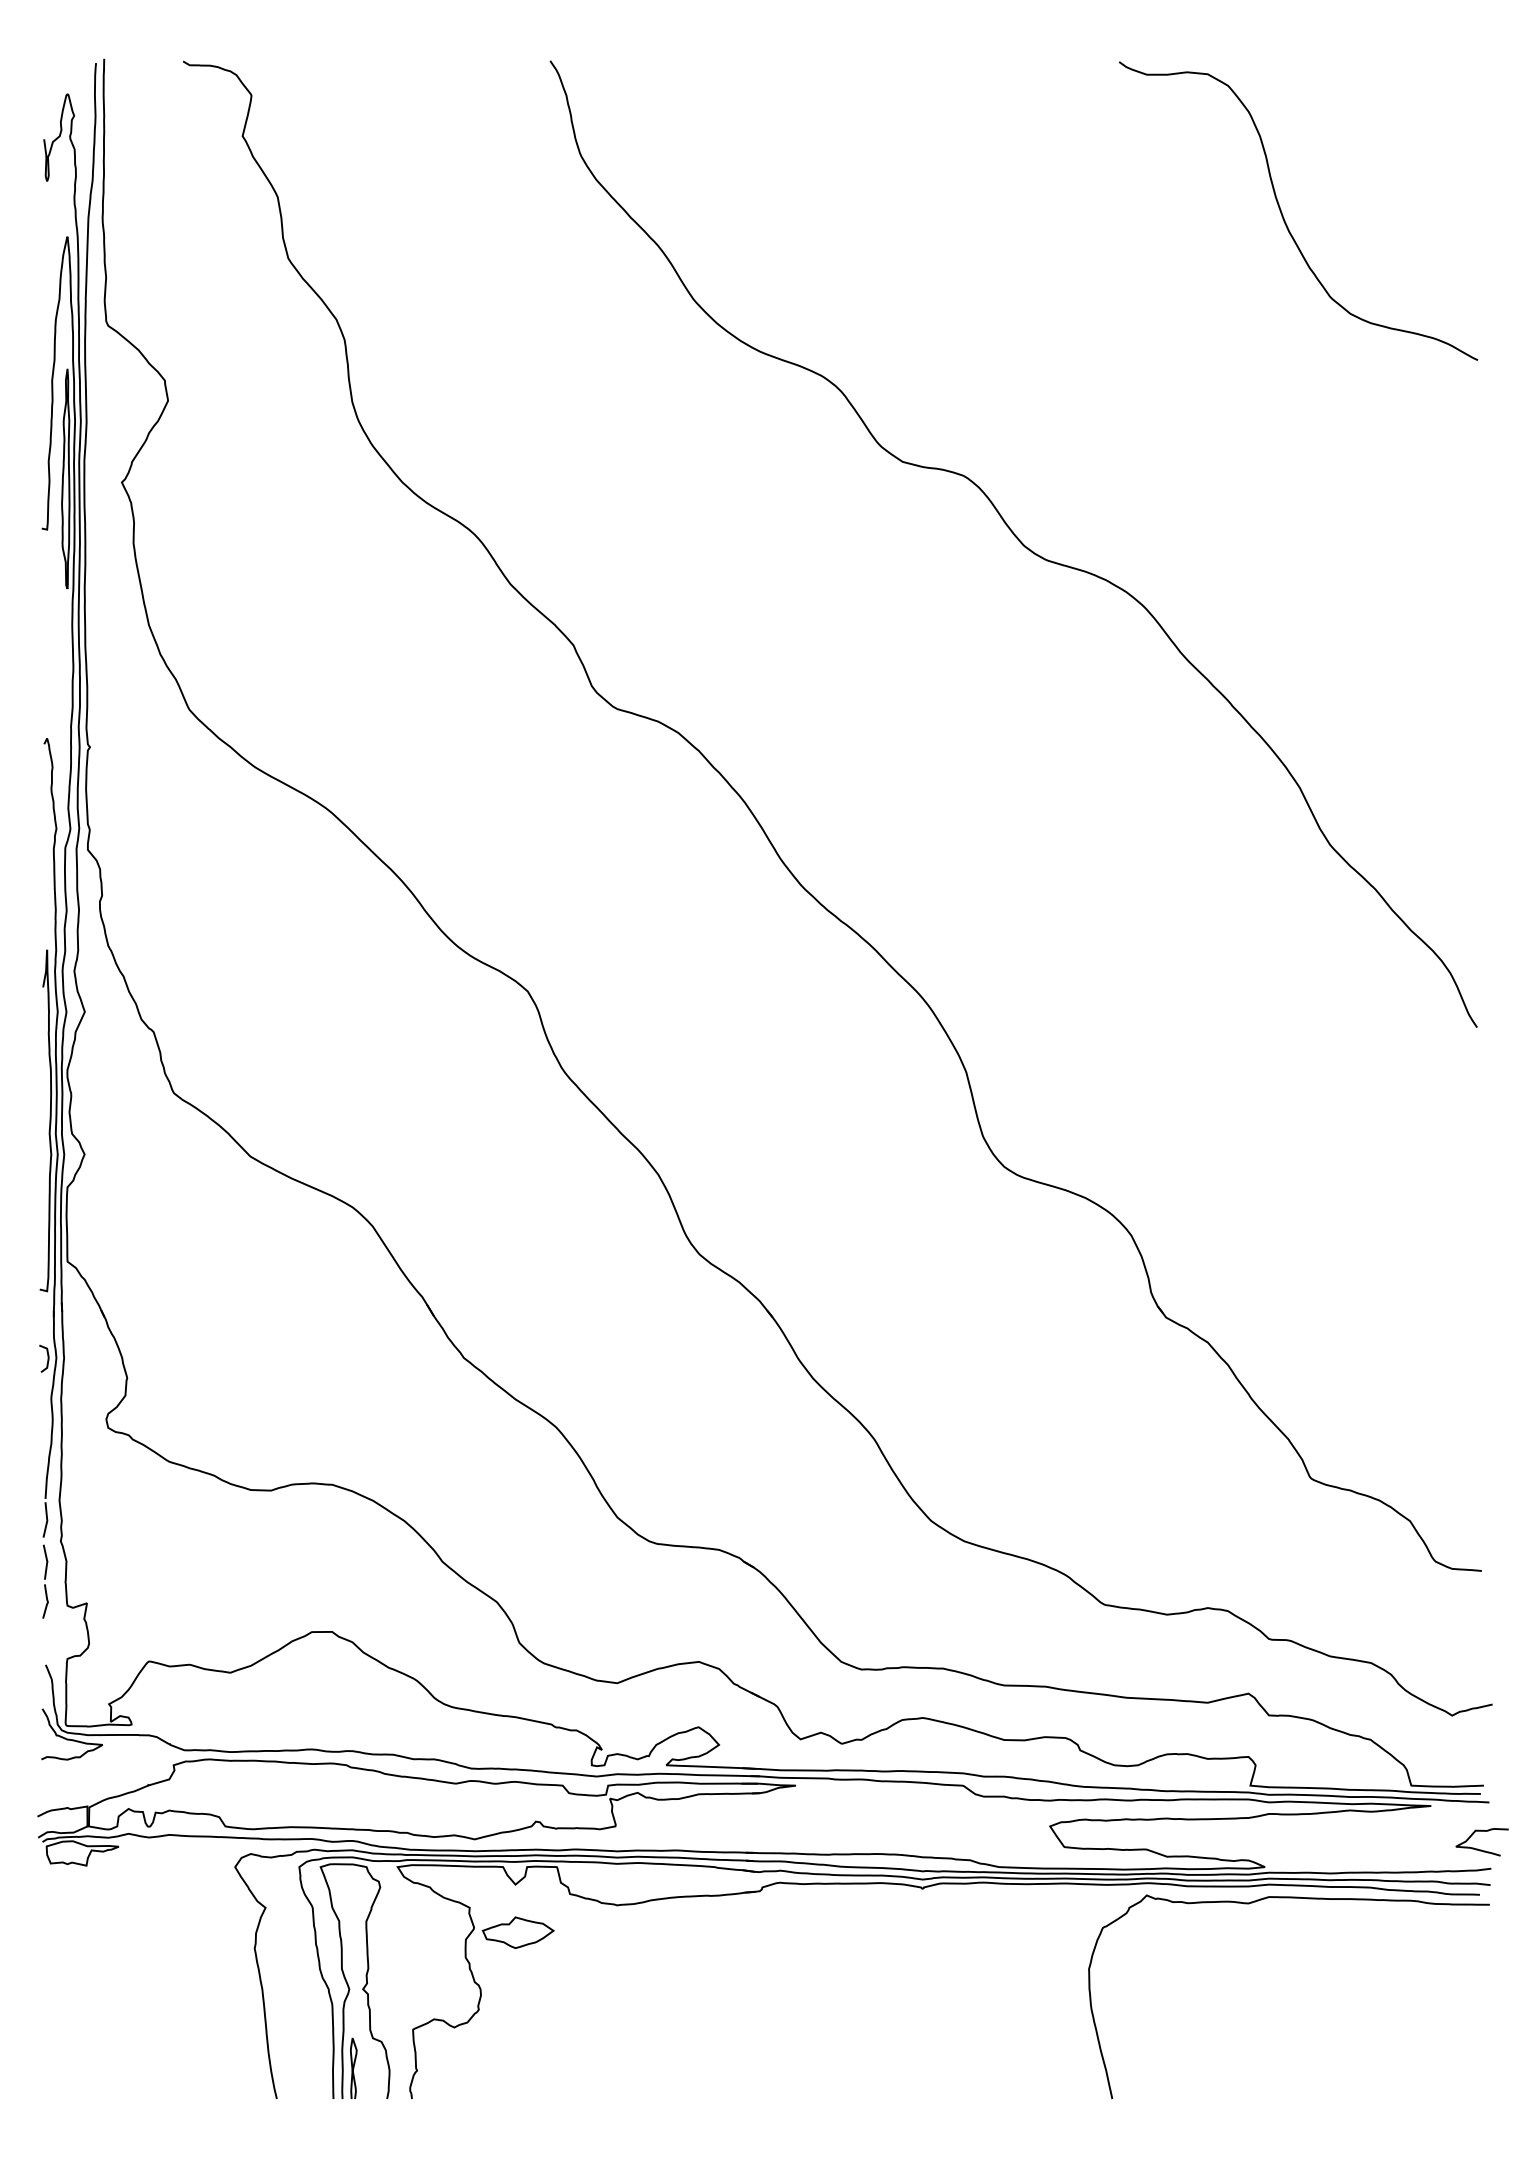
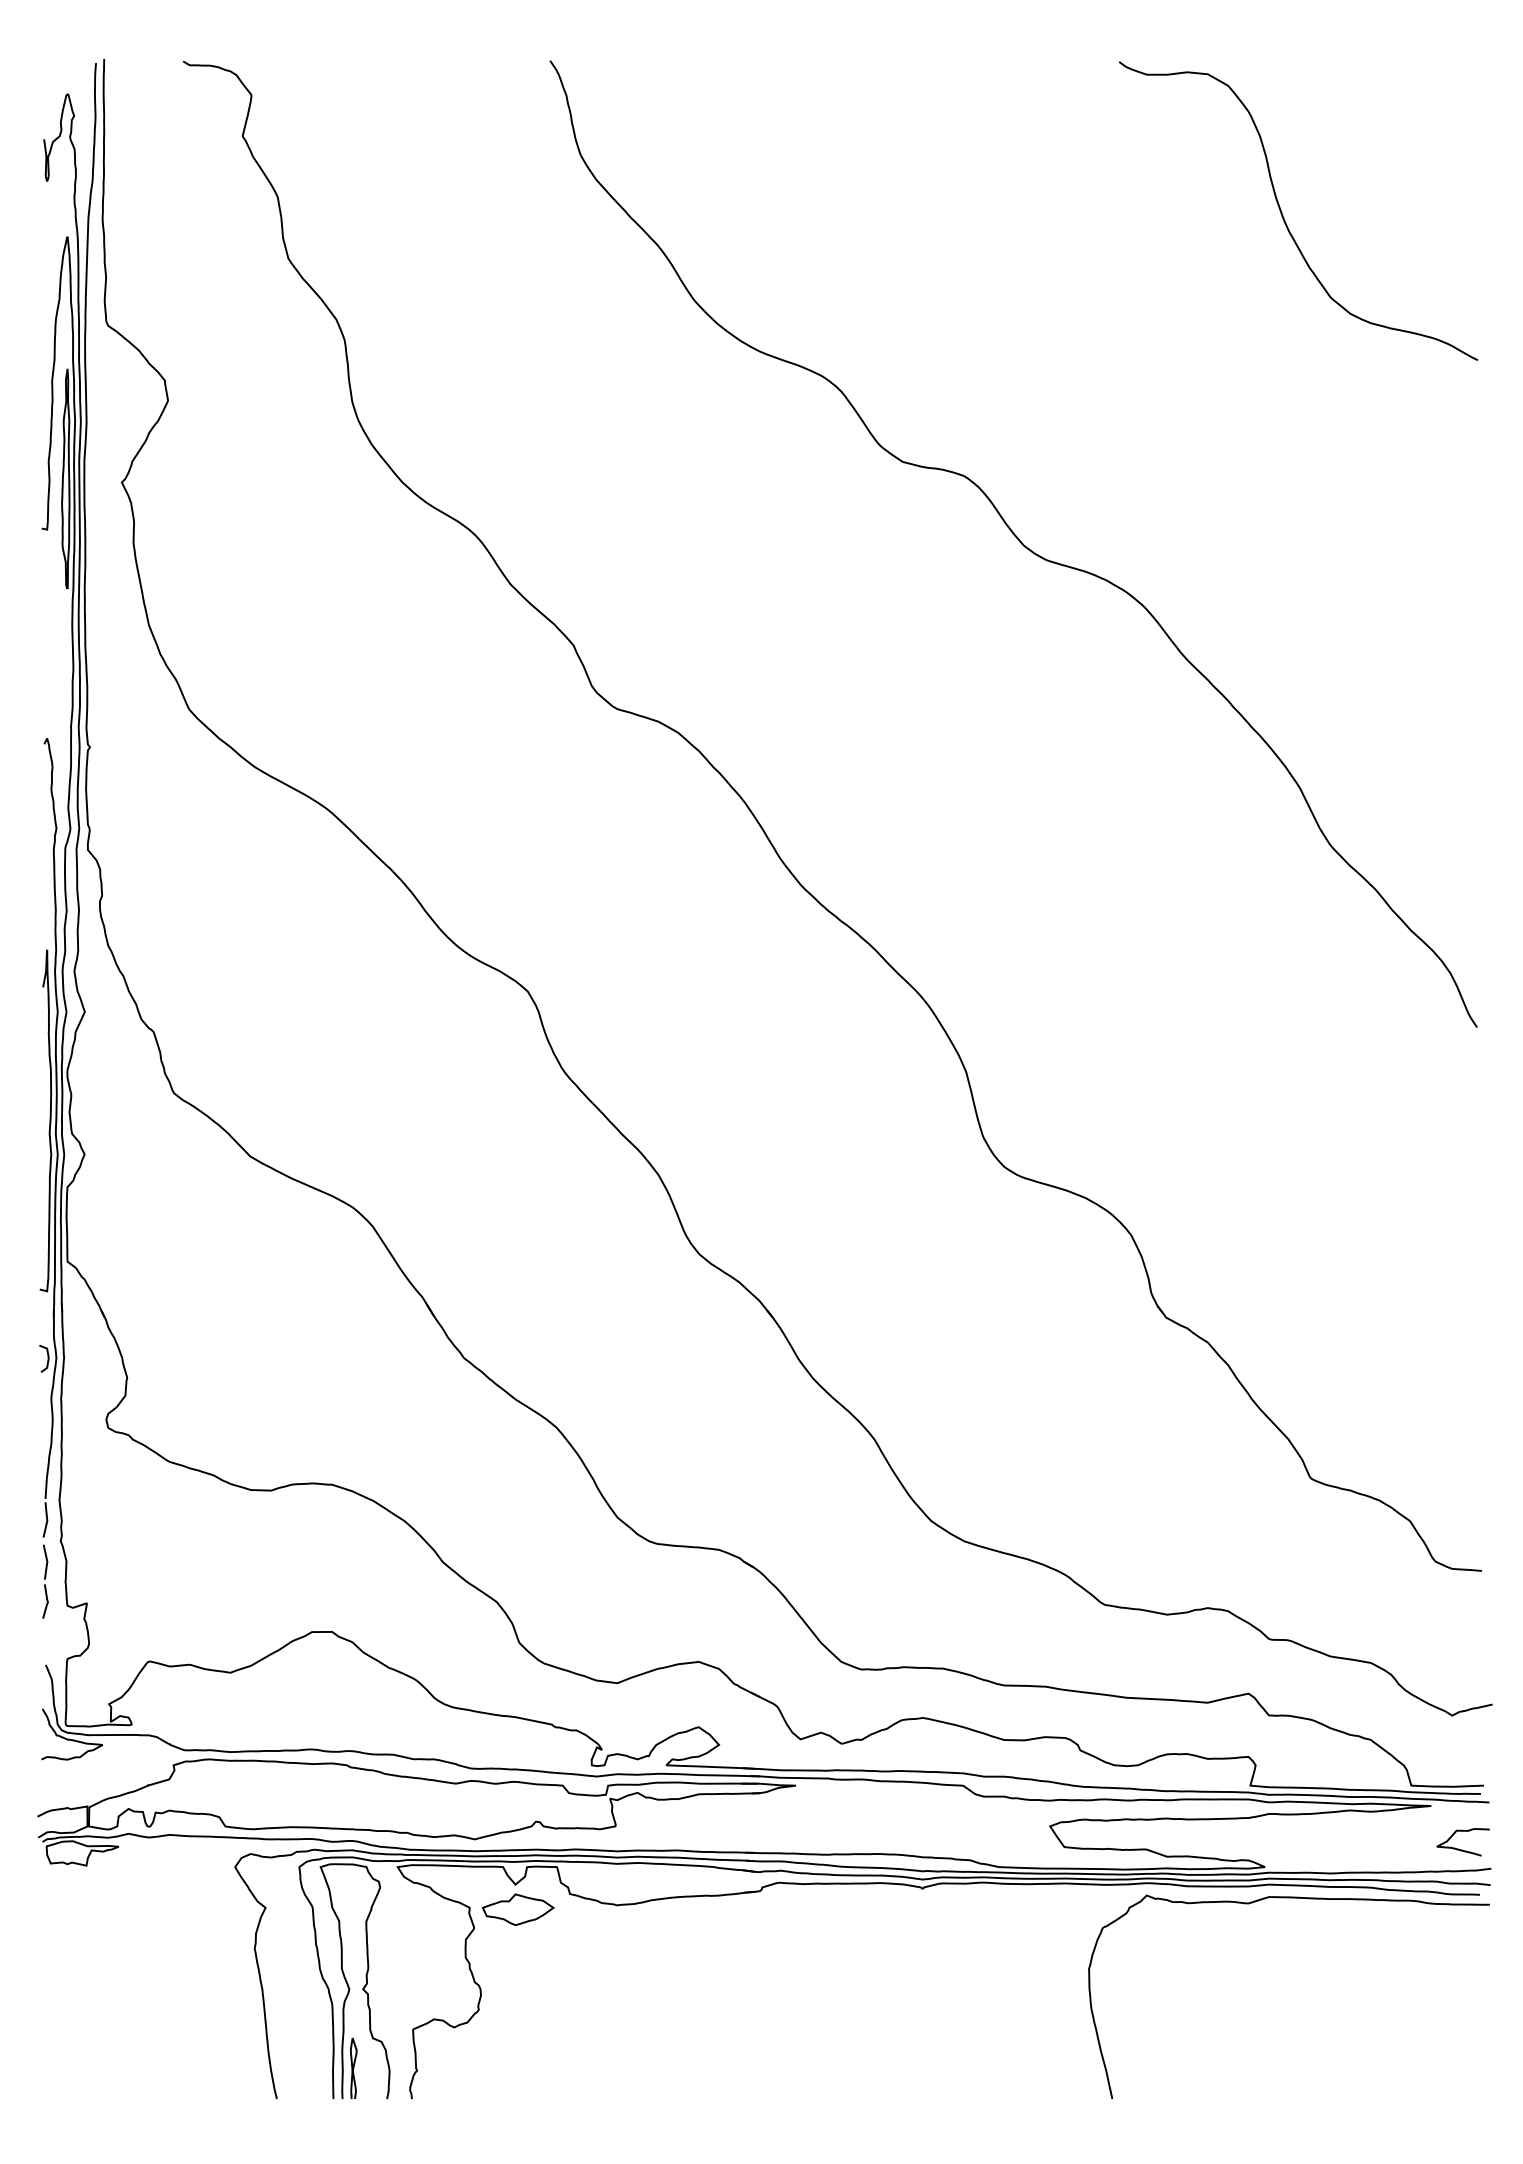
curve position: (1481, 1849) -> (1462, 1849) (1462, 1849)
part position: (517, 1932) -> (517, 1909) (517, 1909)
